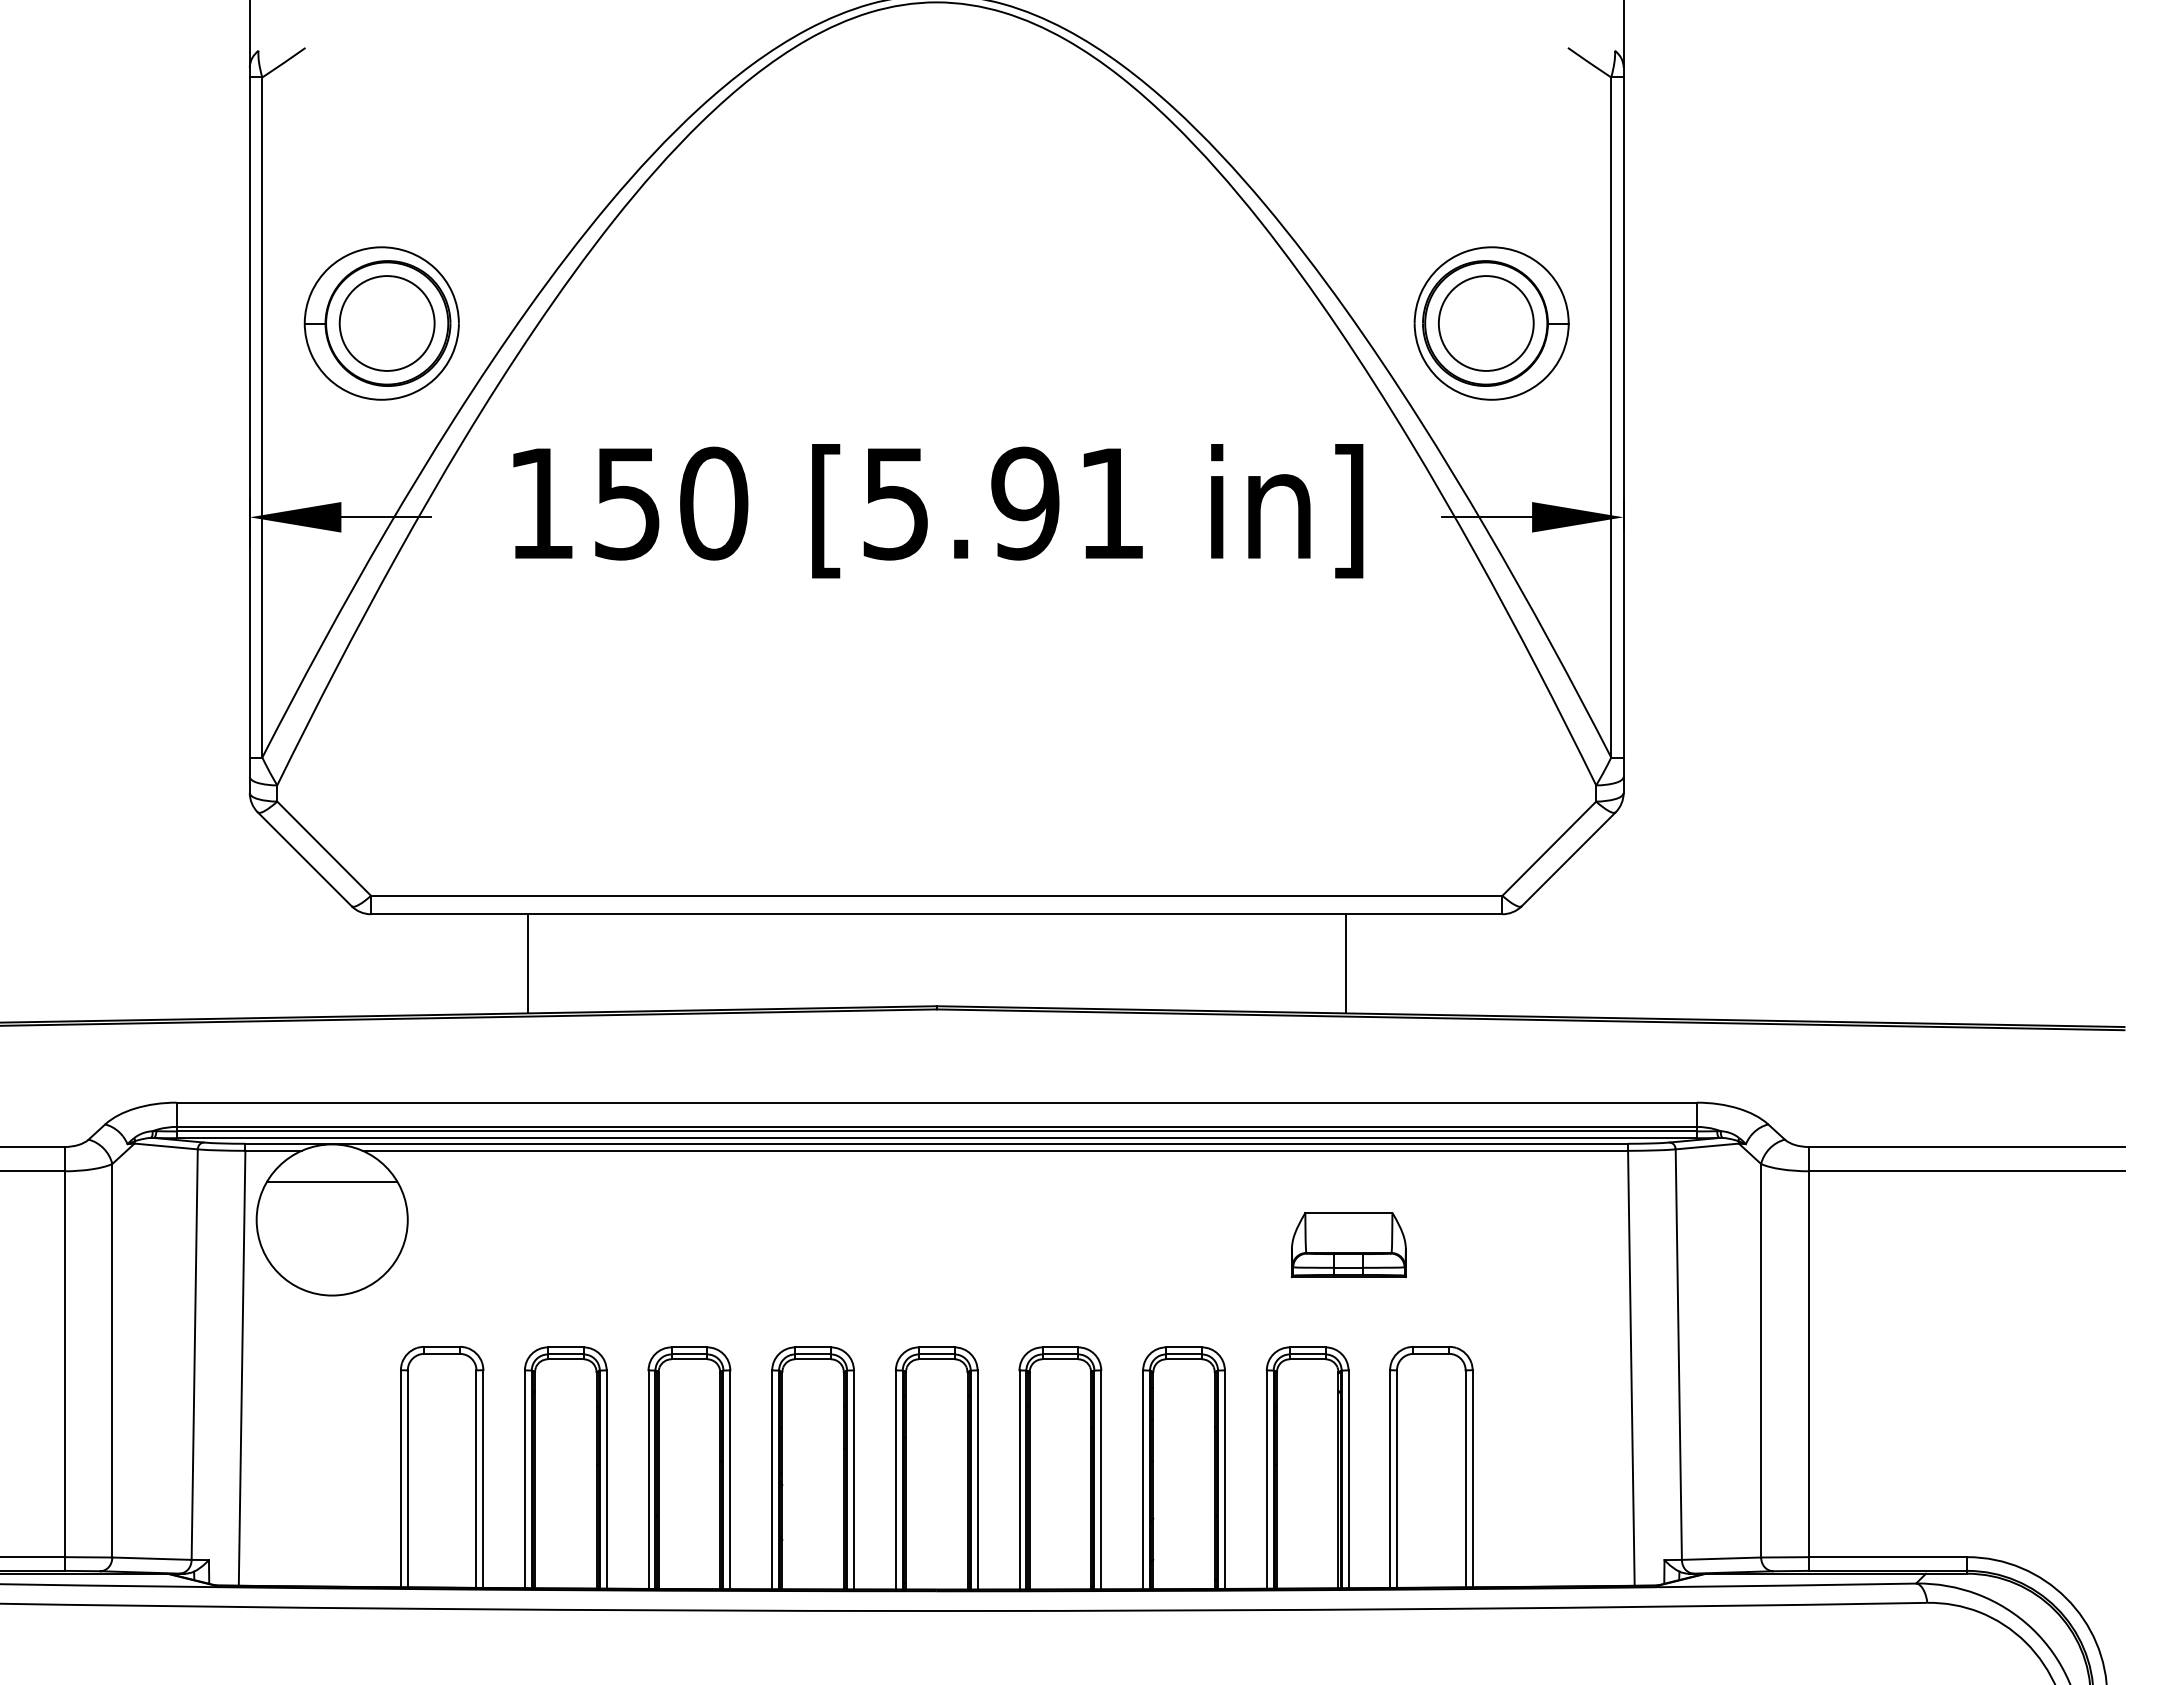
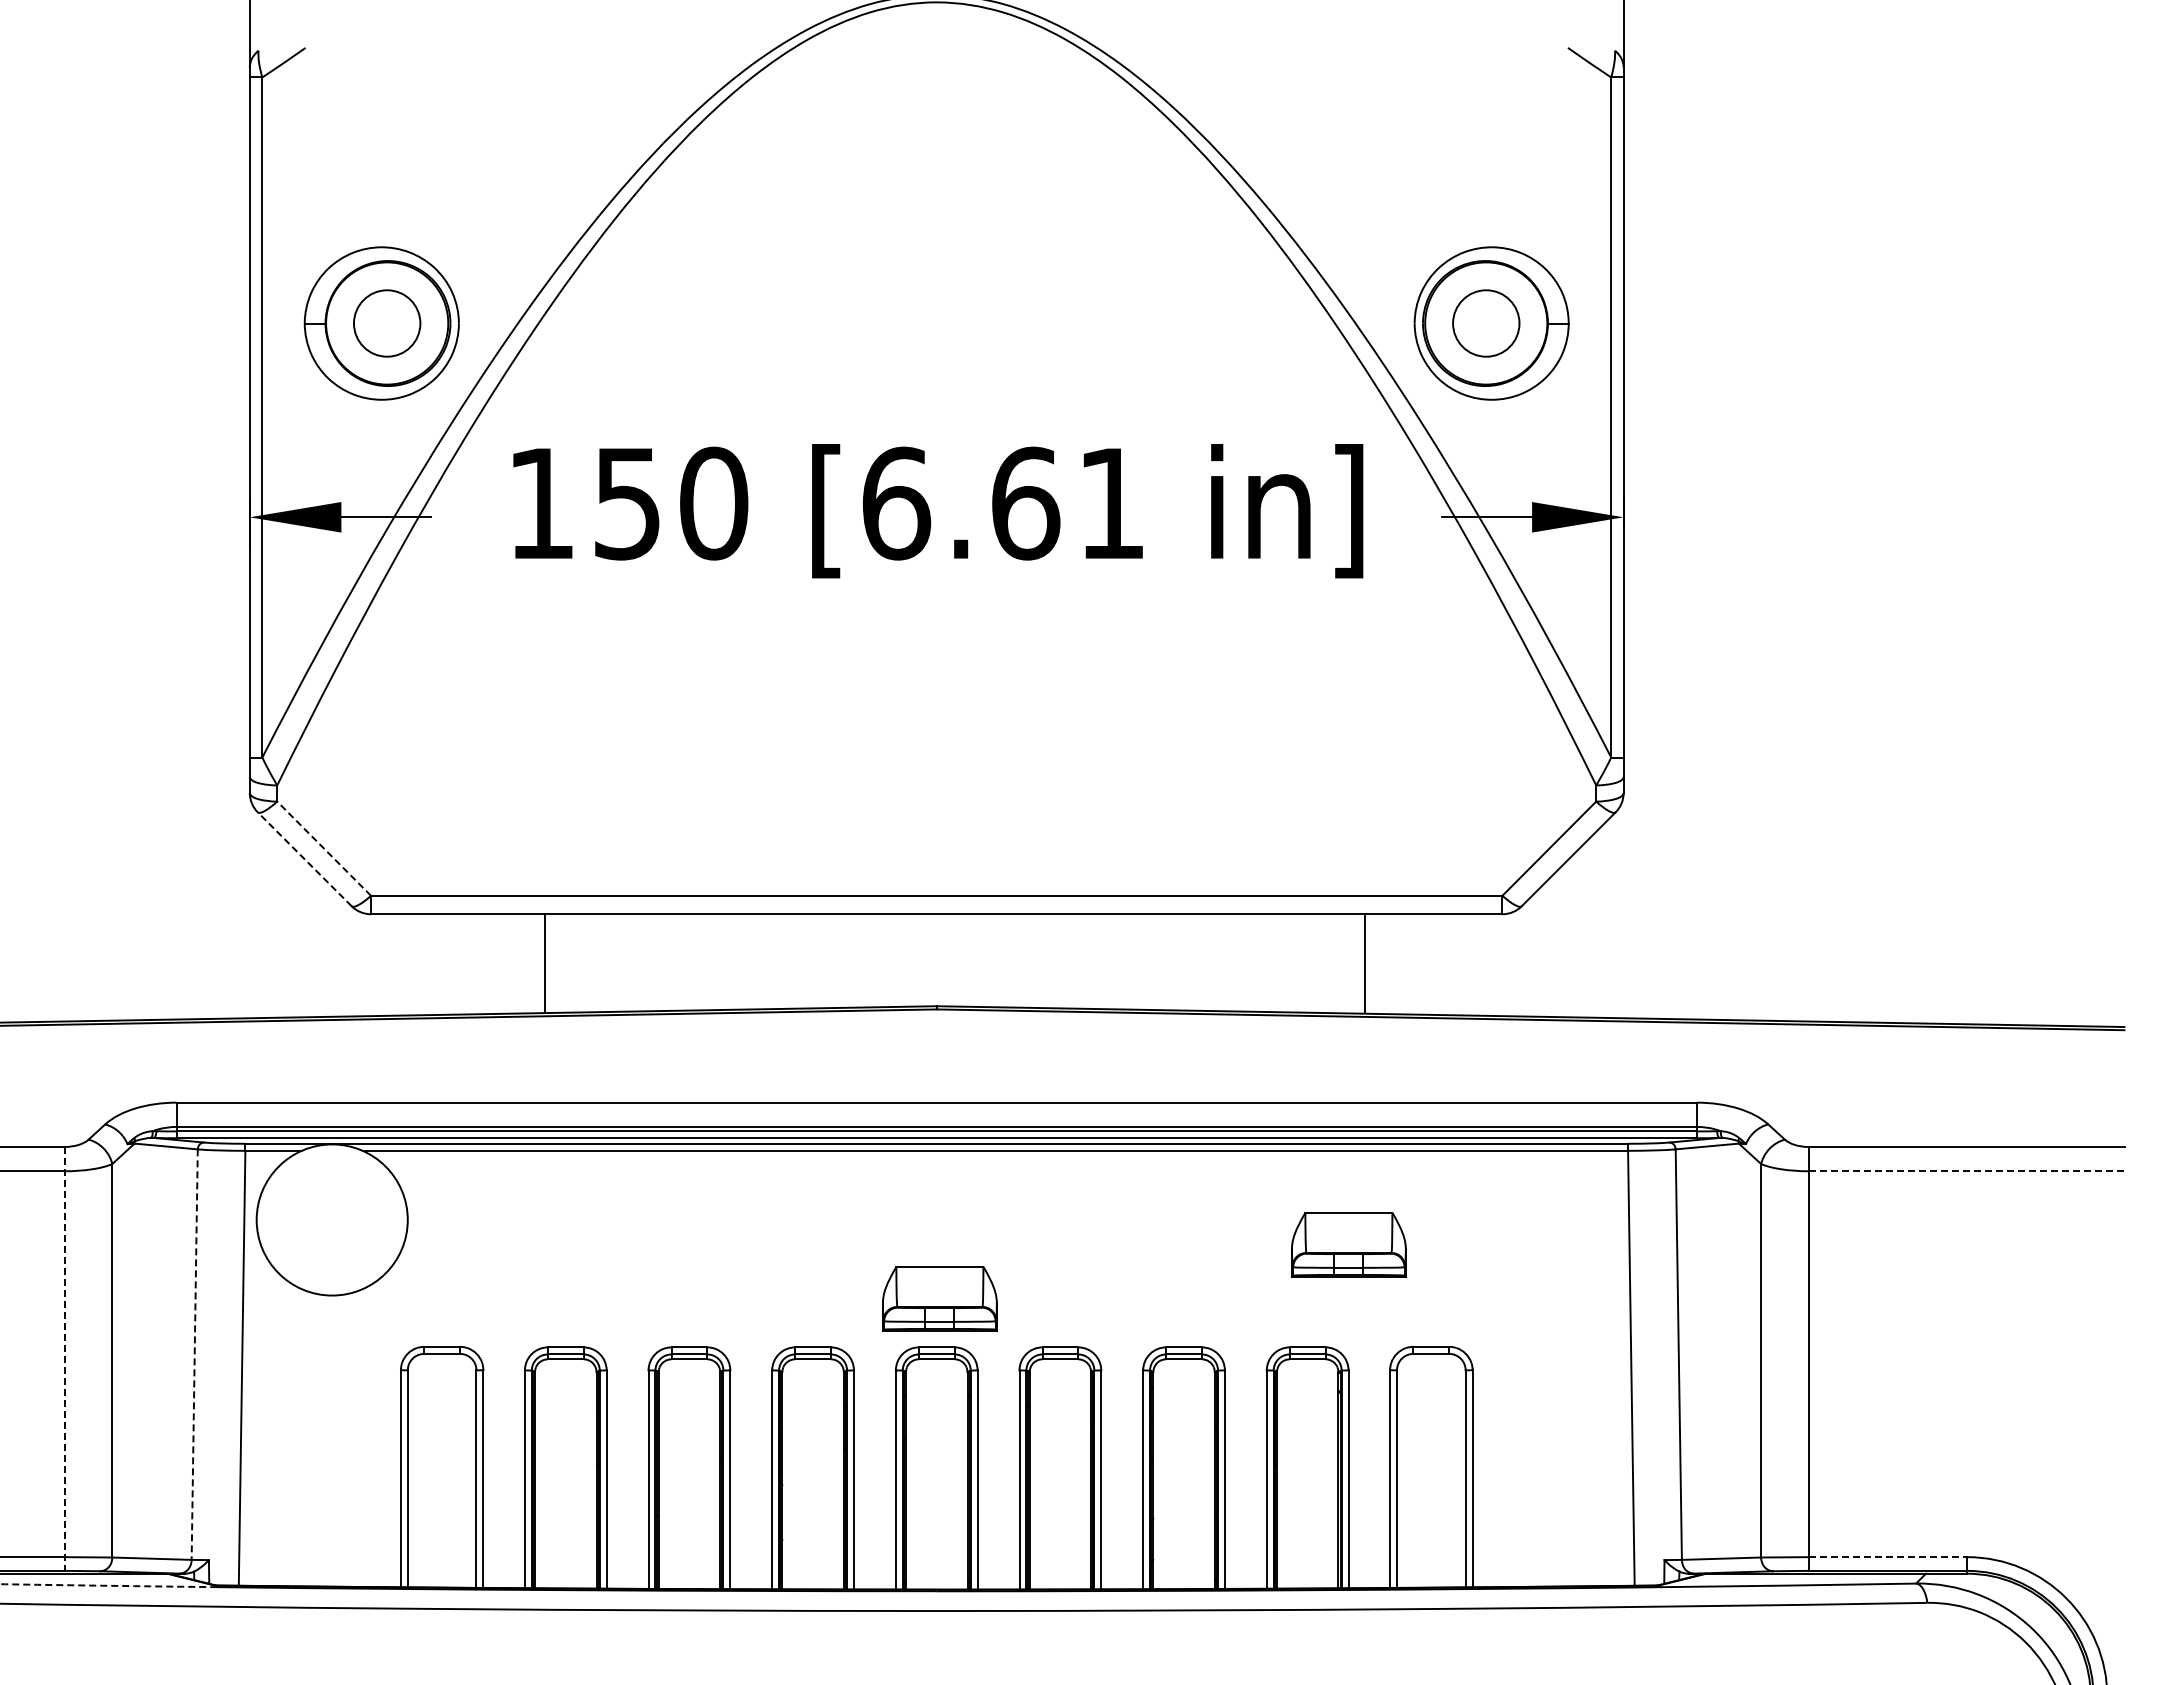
circle diameter: 95 px -> 66 px (386, 323)
circle diameter: 95 px -> 66 px (1486, 323)
text: [5.91 -> [6.61 (961, 503)
line: solid -> dashed (323, 848)
line: solid -> dashed (304, 858)
line position: (528, 963) -> (545, 963) (545, 963)
line position: (1345, 963) -> (1364, 963) (1364, 963)
line: solid -> dashed (1966, 1171)
line: present -> none (332, 1182)
part: none -> present (939, 1298)
line: solid -> dashed (194, 1355)
line: solid -> dashed (64, 1358)
line: solid -> dashed (1888, 1557)
arc: solid -> dashed (107, 1585)
